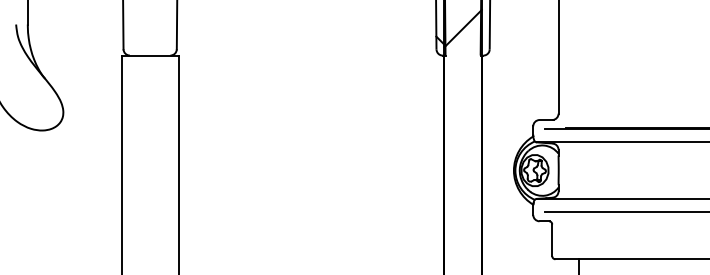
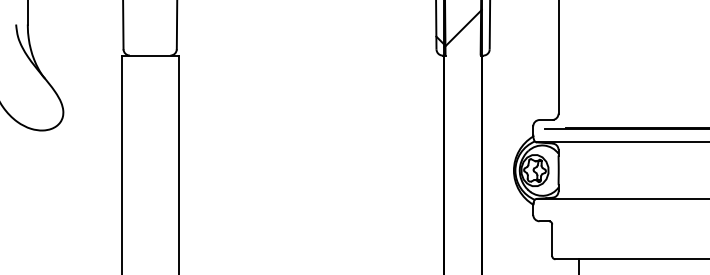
line: present -> none (625, 211)
